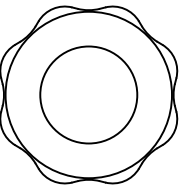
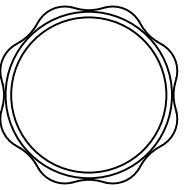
circle diameter: 97 px -> 155 px (88, 94)
